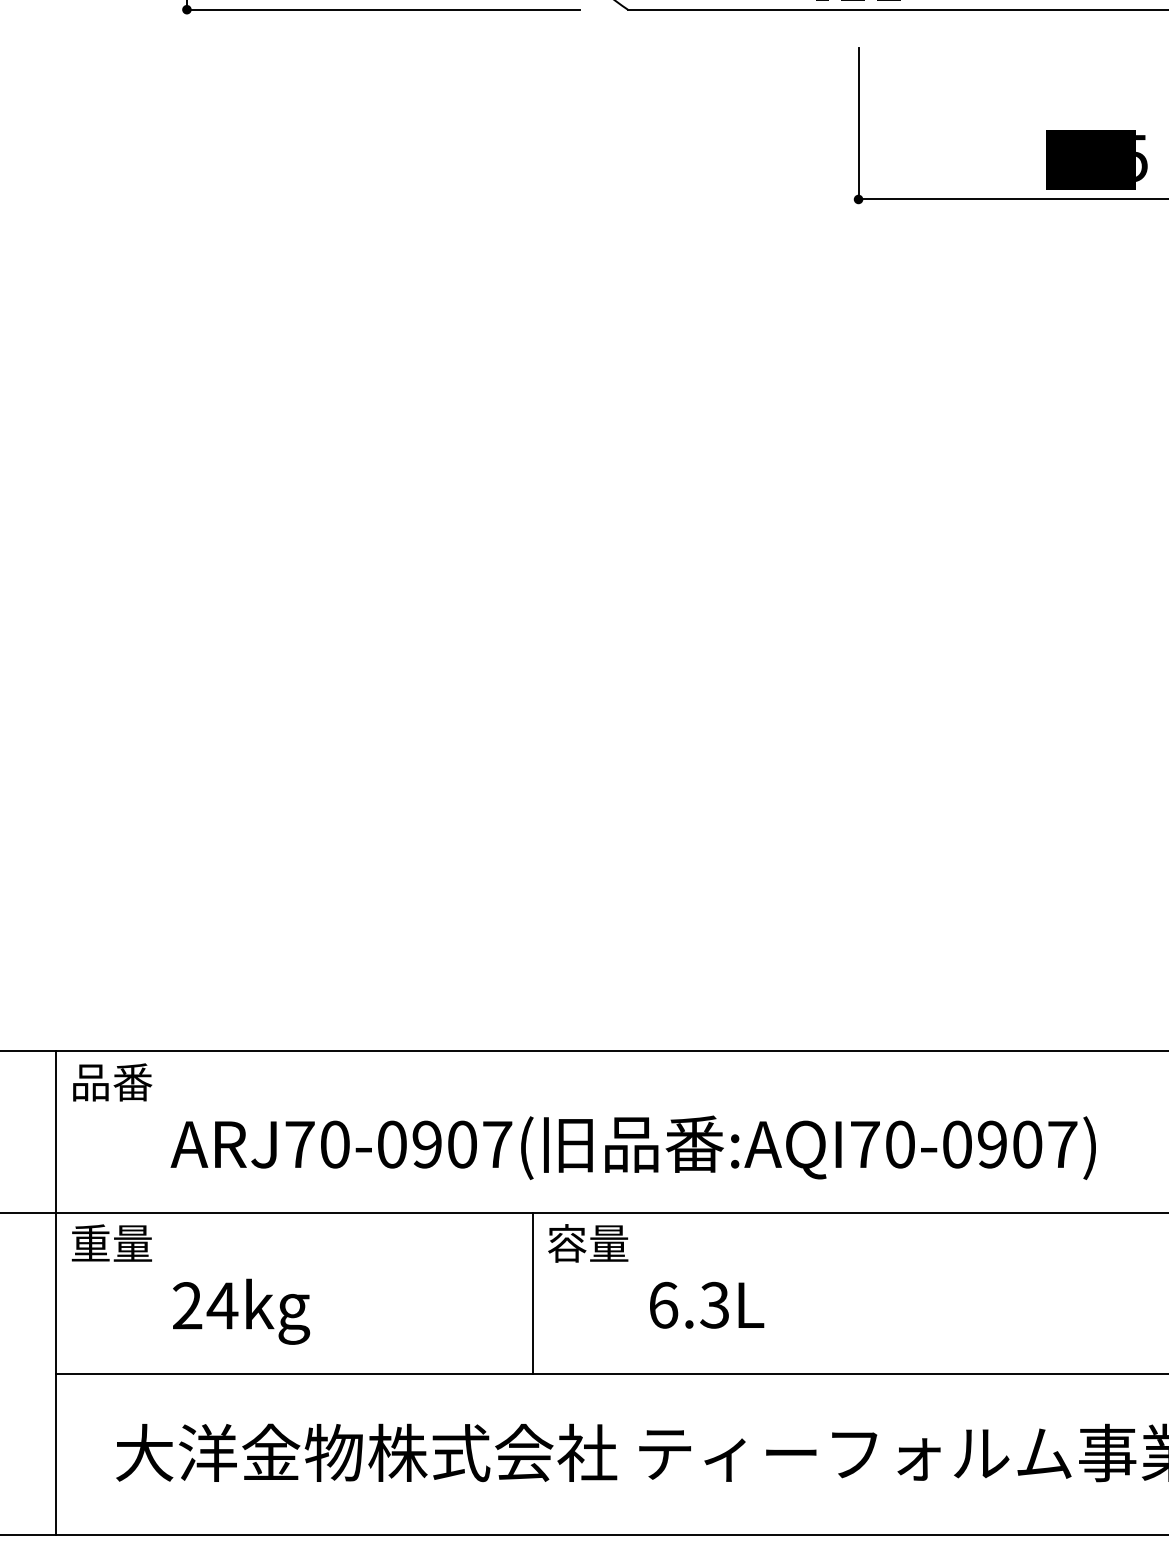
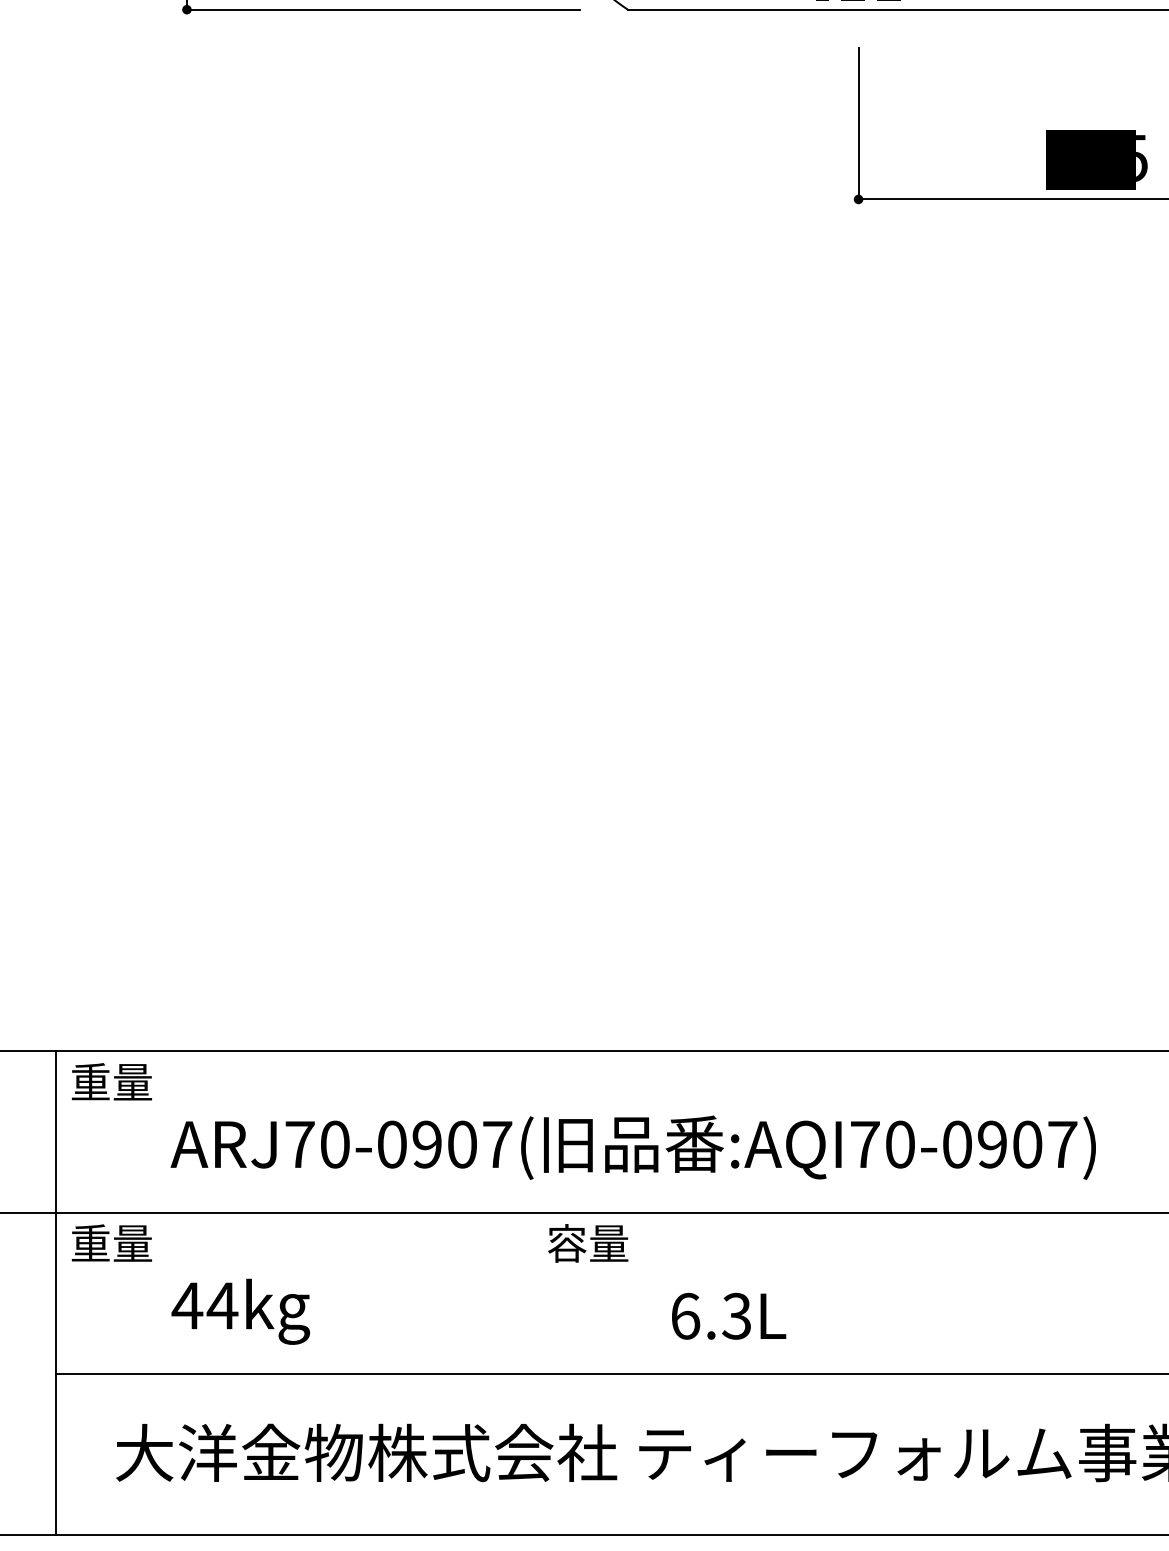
text: 品番 -> 重量 (111, 1082)
line: present -> none (532, 1292)
text position: (707, 1304) -> (729, 1315) (729, 1315)
text: 24kg -> 44kg (187, 1305)
